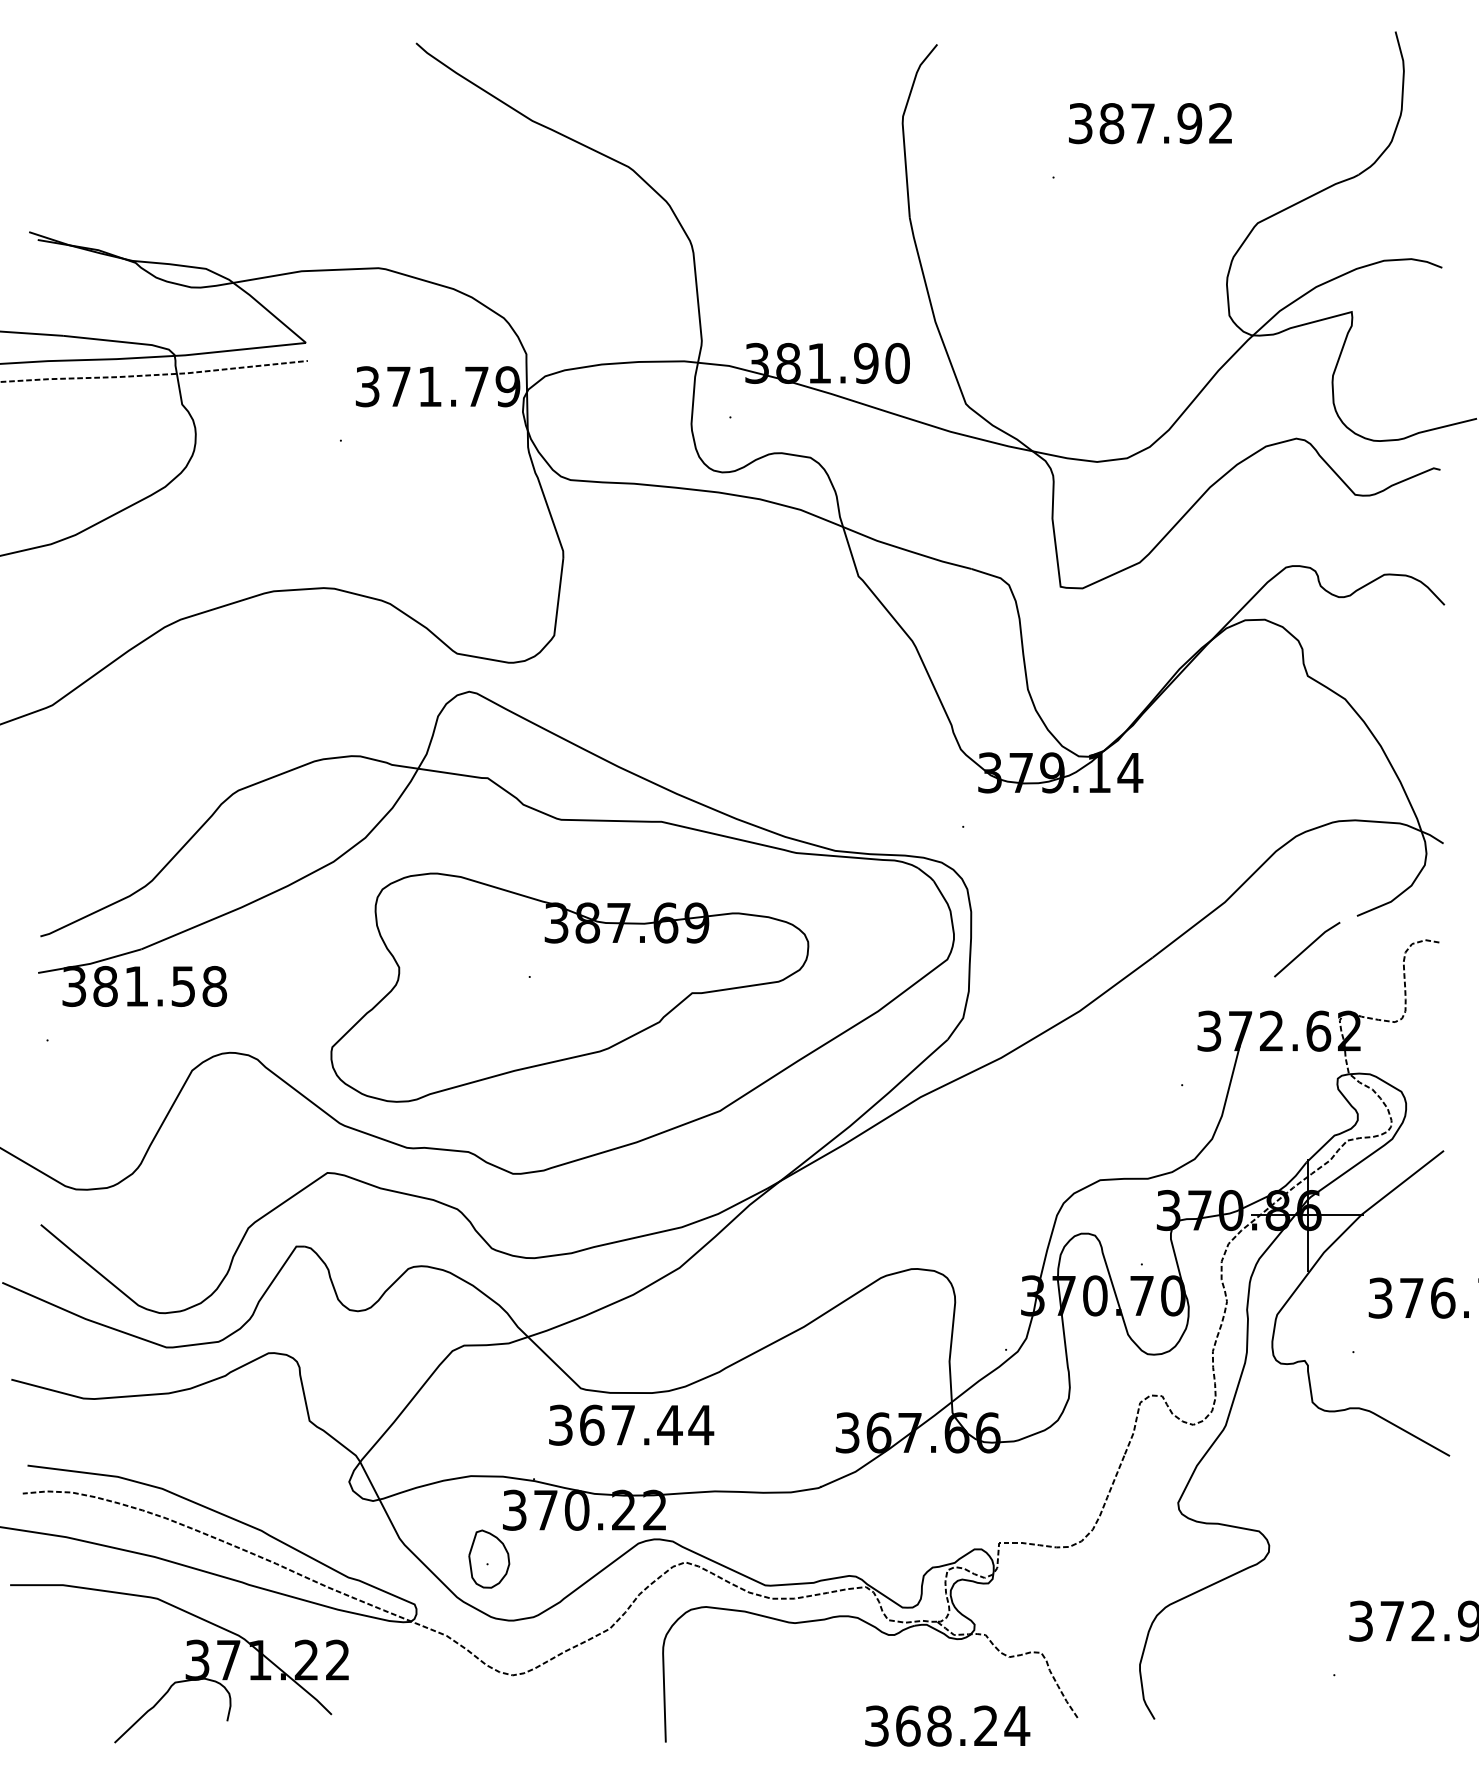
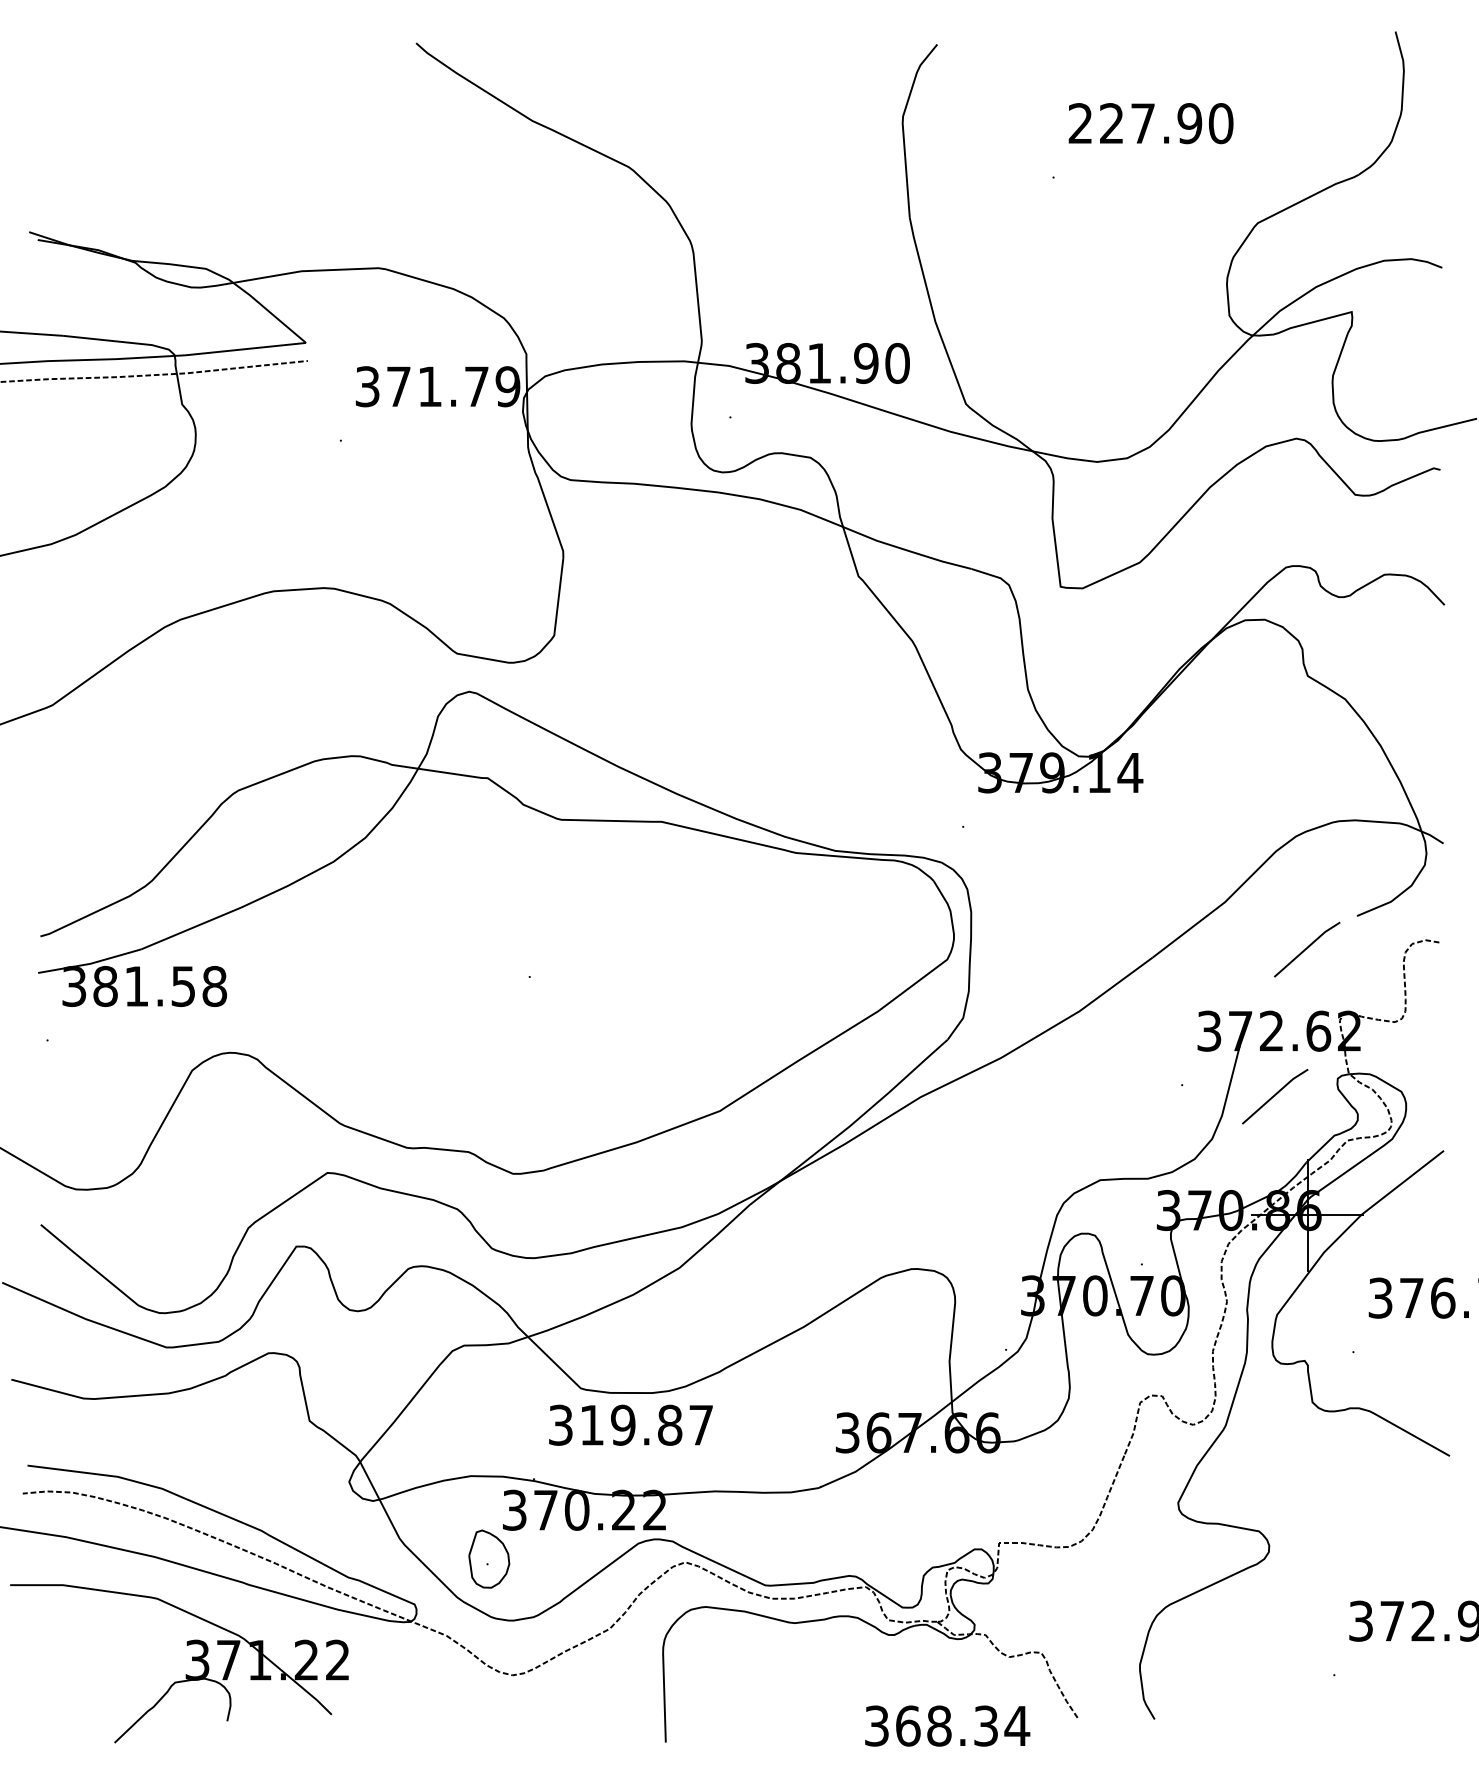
text: 387.92 -> 227.90 (1150, 123)
part: present -> none (569, 987)
line: none -> present (1275, 1095)
text: 367.44 -> 319.87 (647, 1424)
text: 368.24 -> 368.34 (985, 1725)
